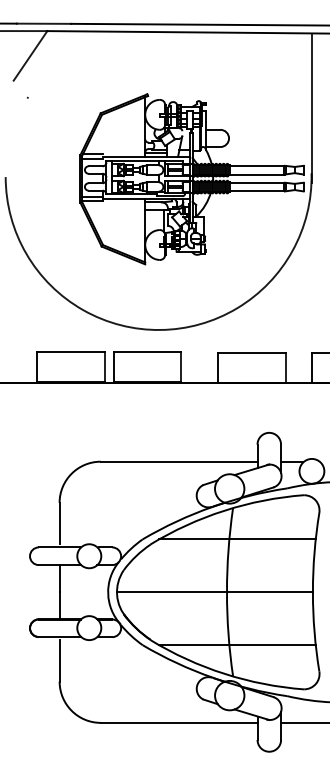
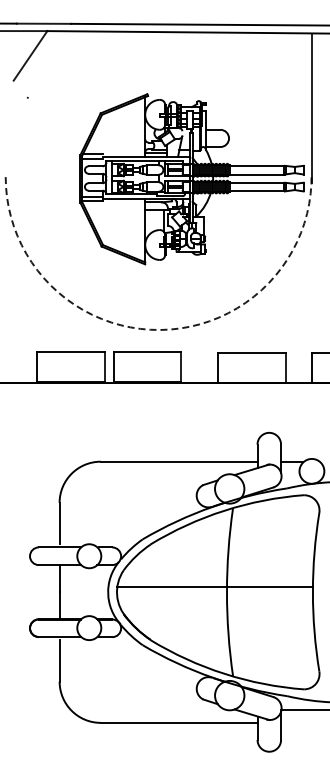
arc: solid -> dashed (160, 329)
line: present -> none (237, 539)
line position: (214, 592) -> (214, 587) (214, 587)
line: present -> none (237, 645)
line position: (303, 722) -> (303, 709) (303, 709)
